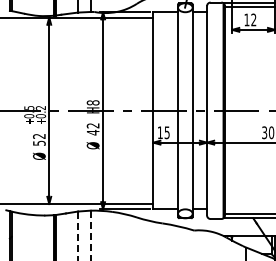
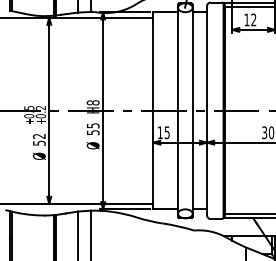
text: 42 -> 55 (92, 129)
line: dashed -> solid (90, 235)
line: dashed -> solid (78, 236)
